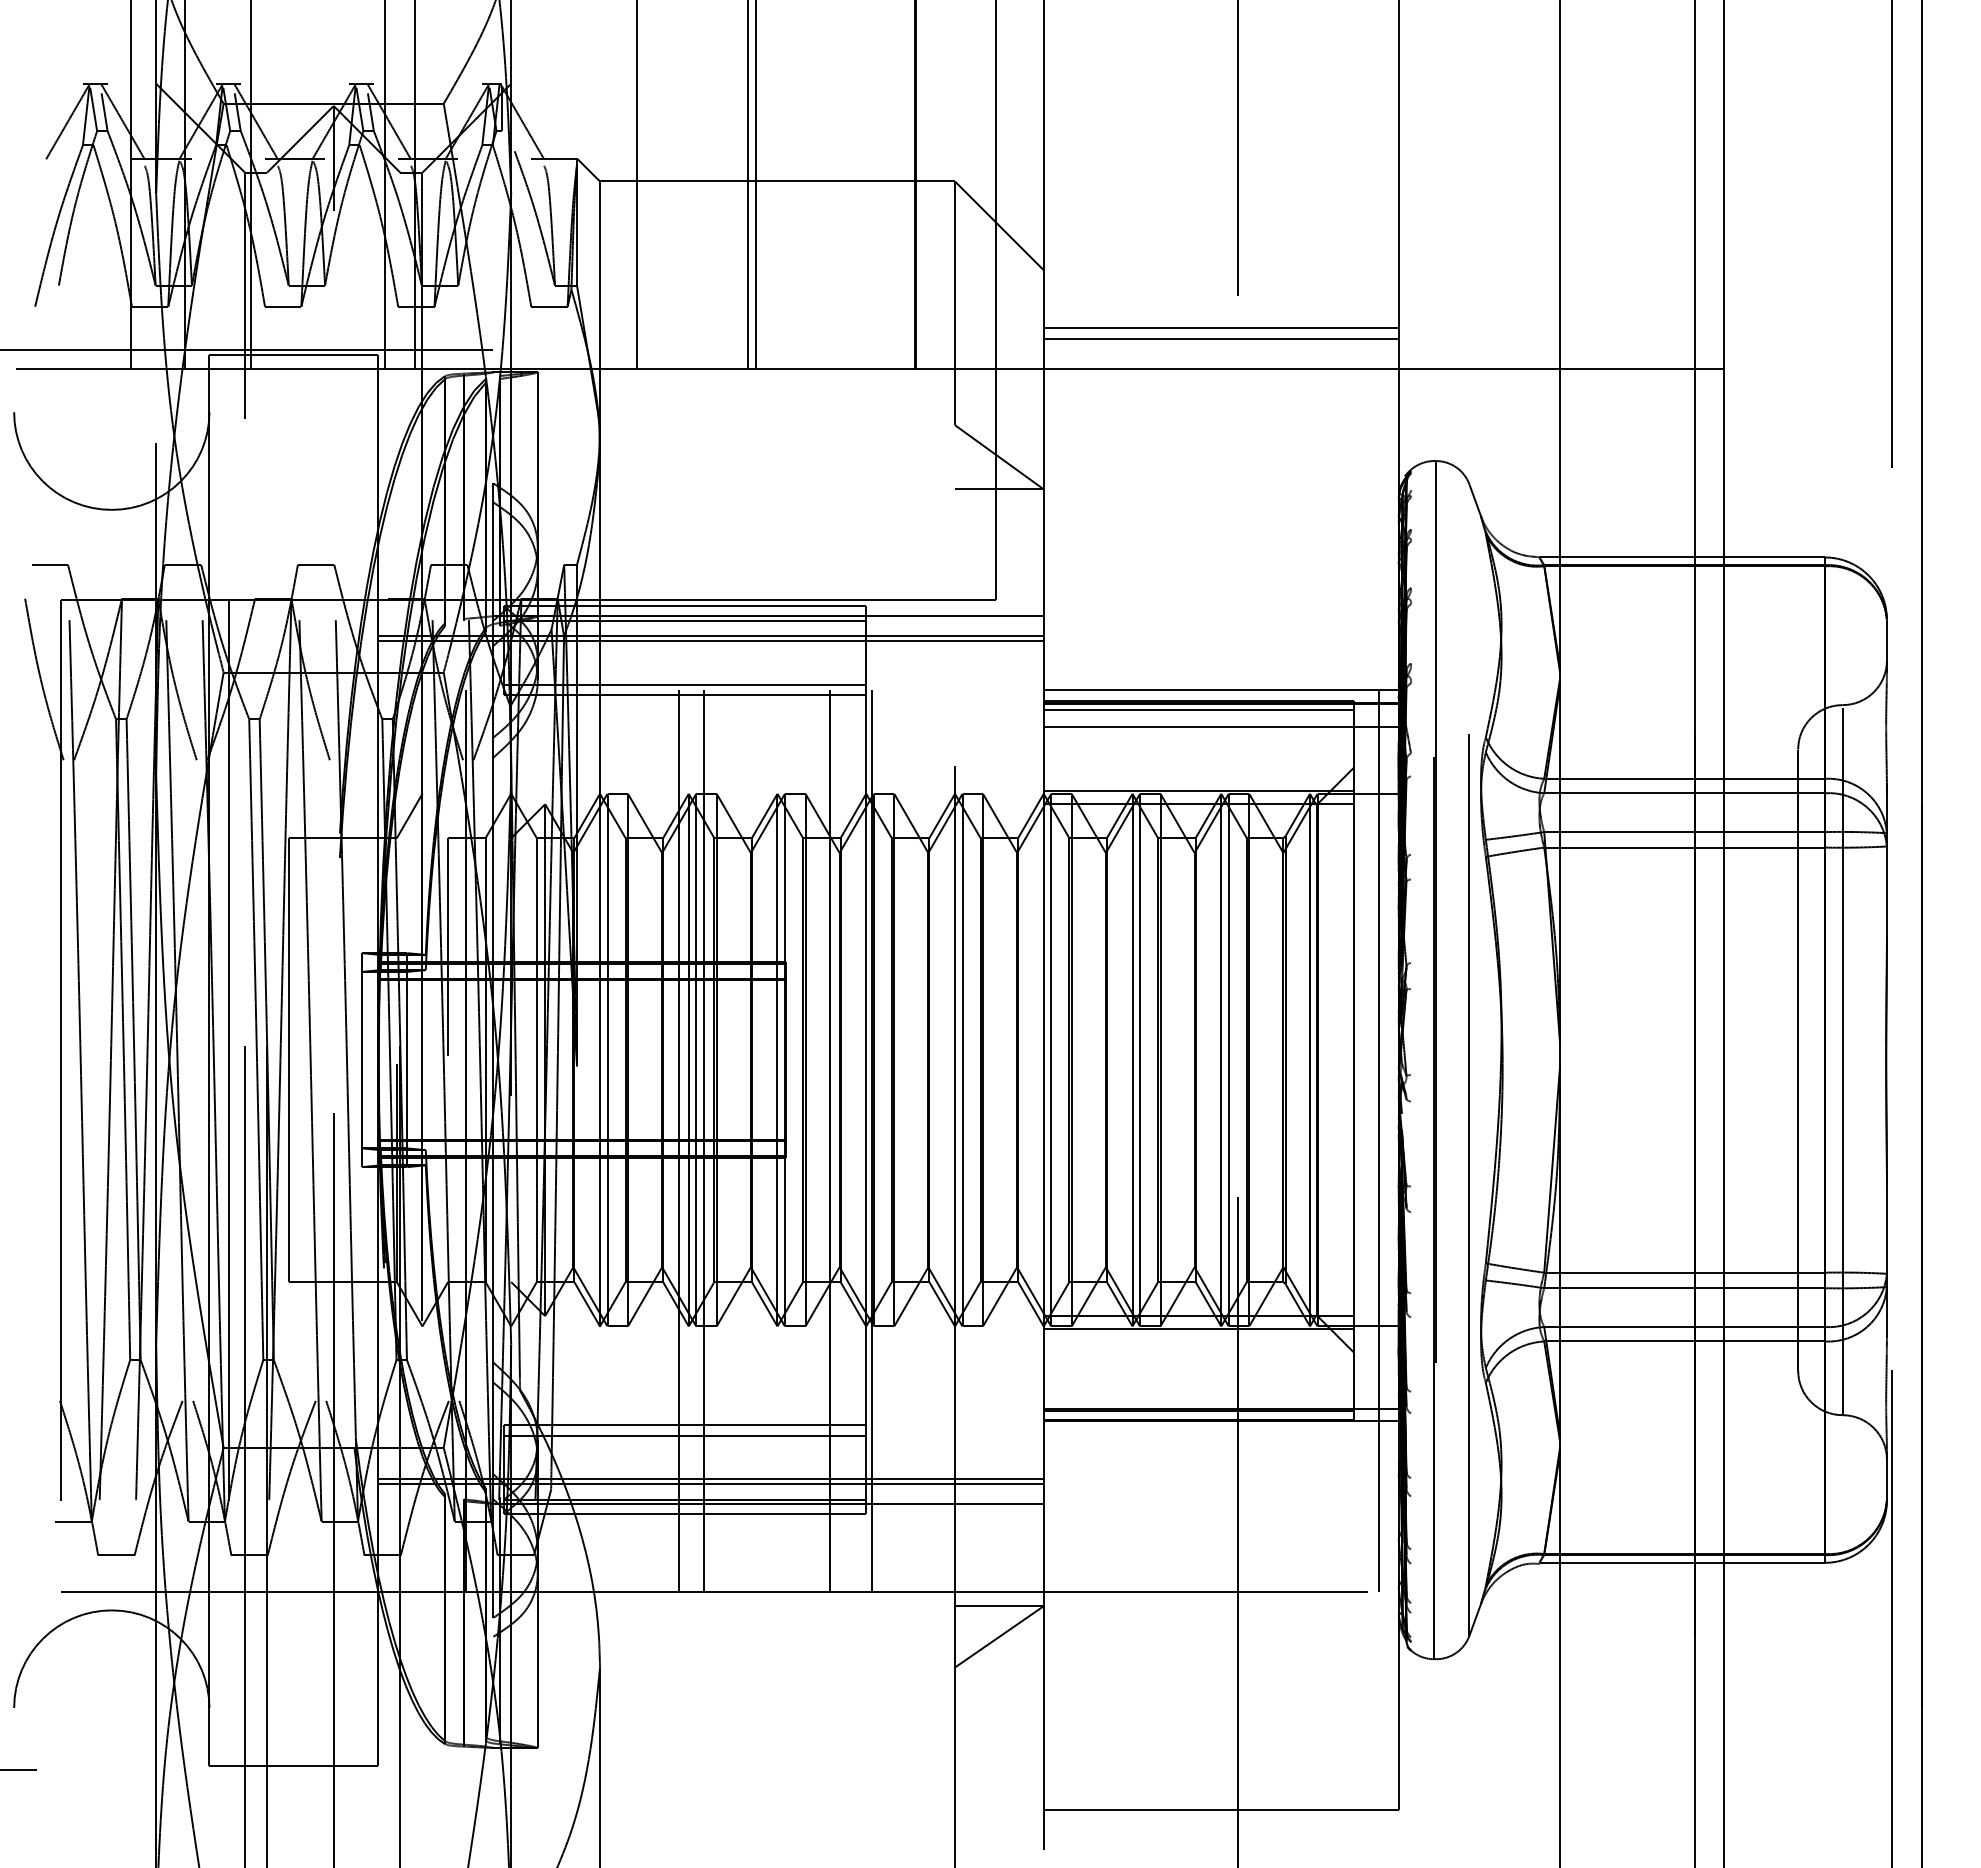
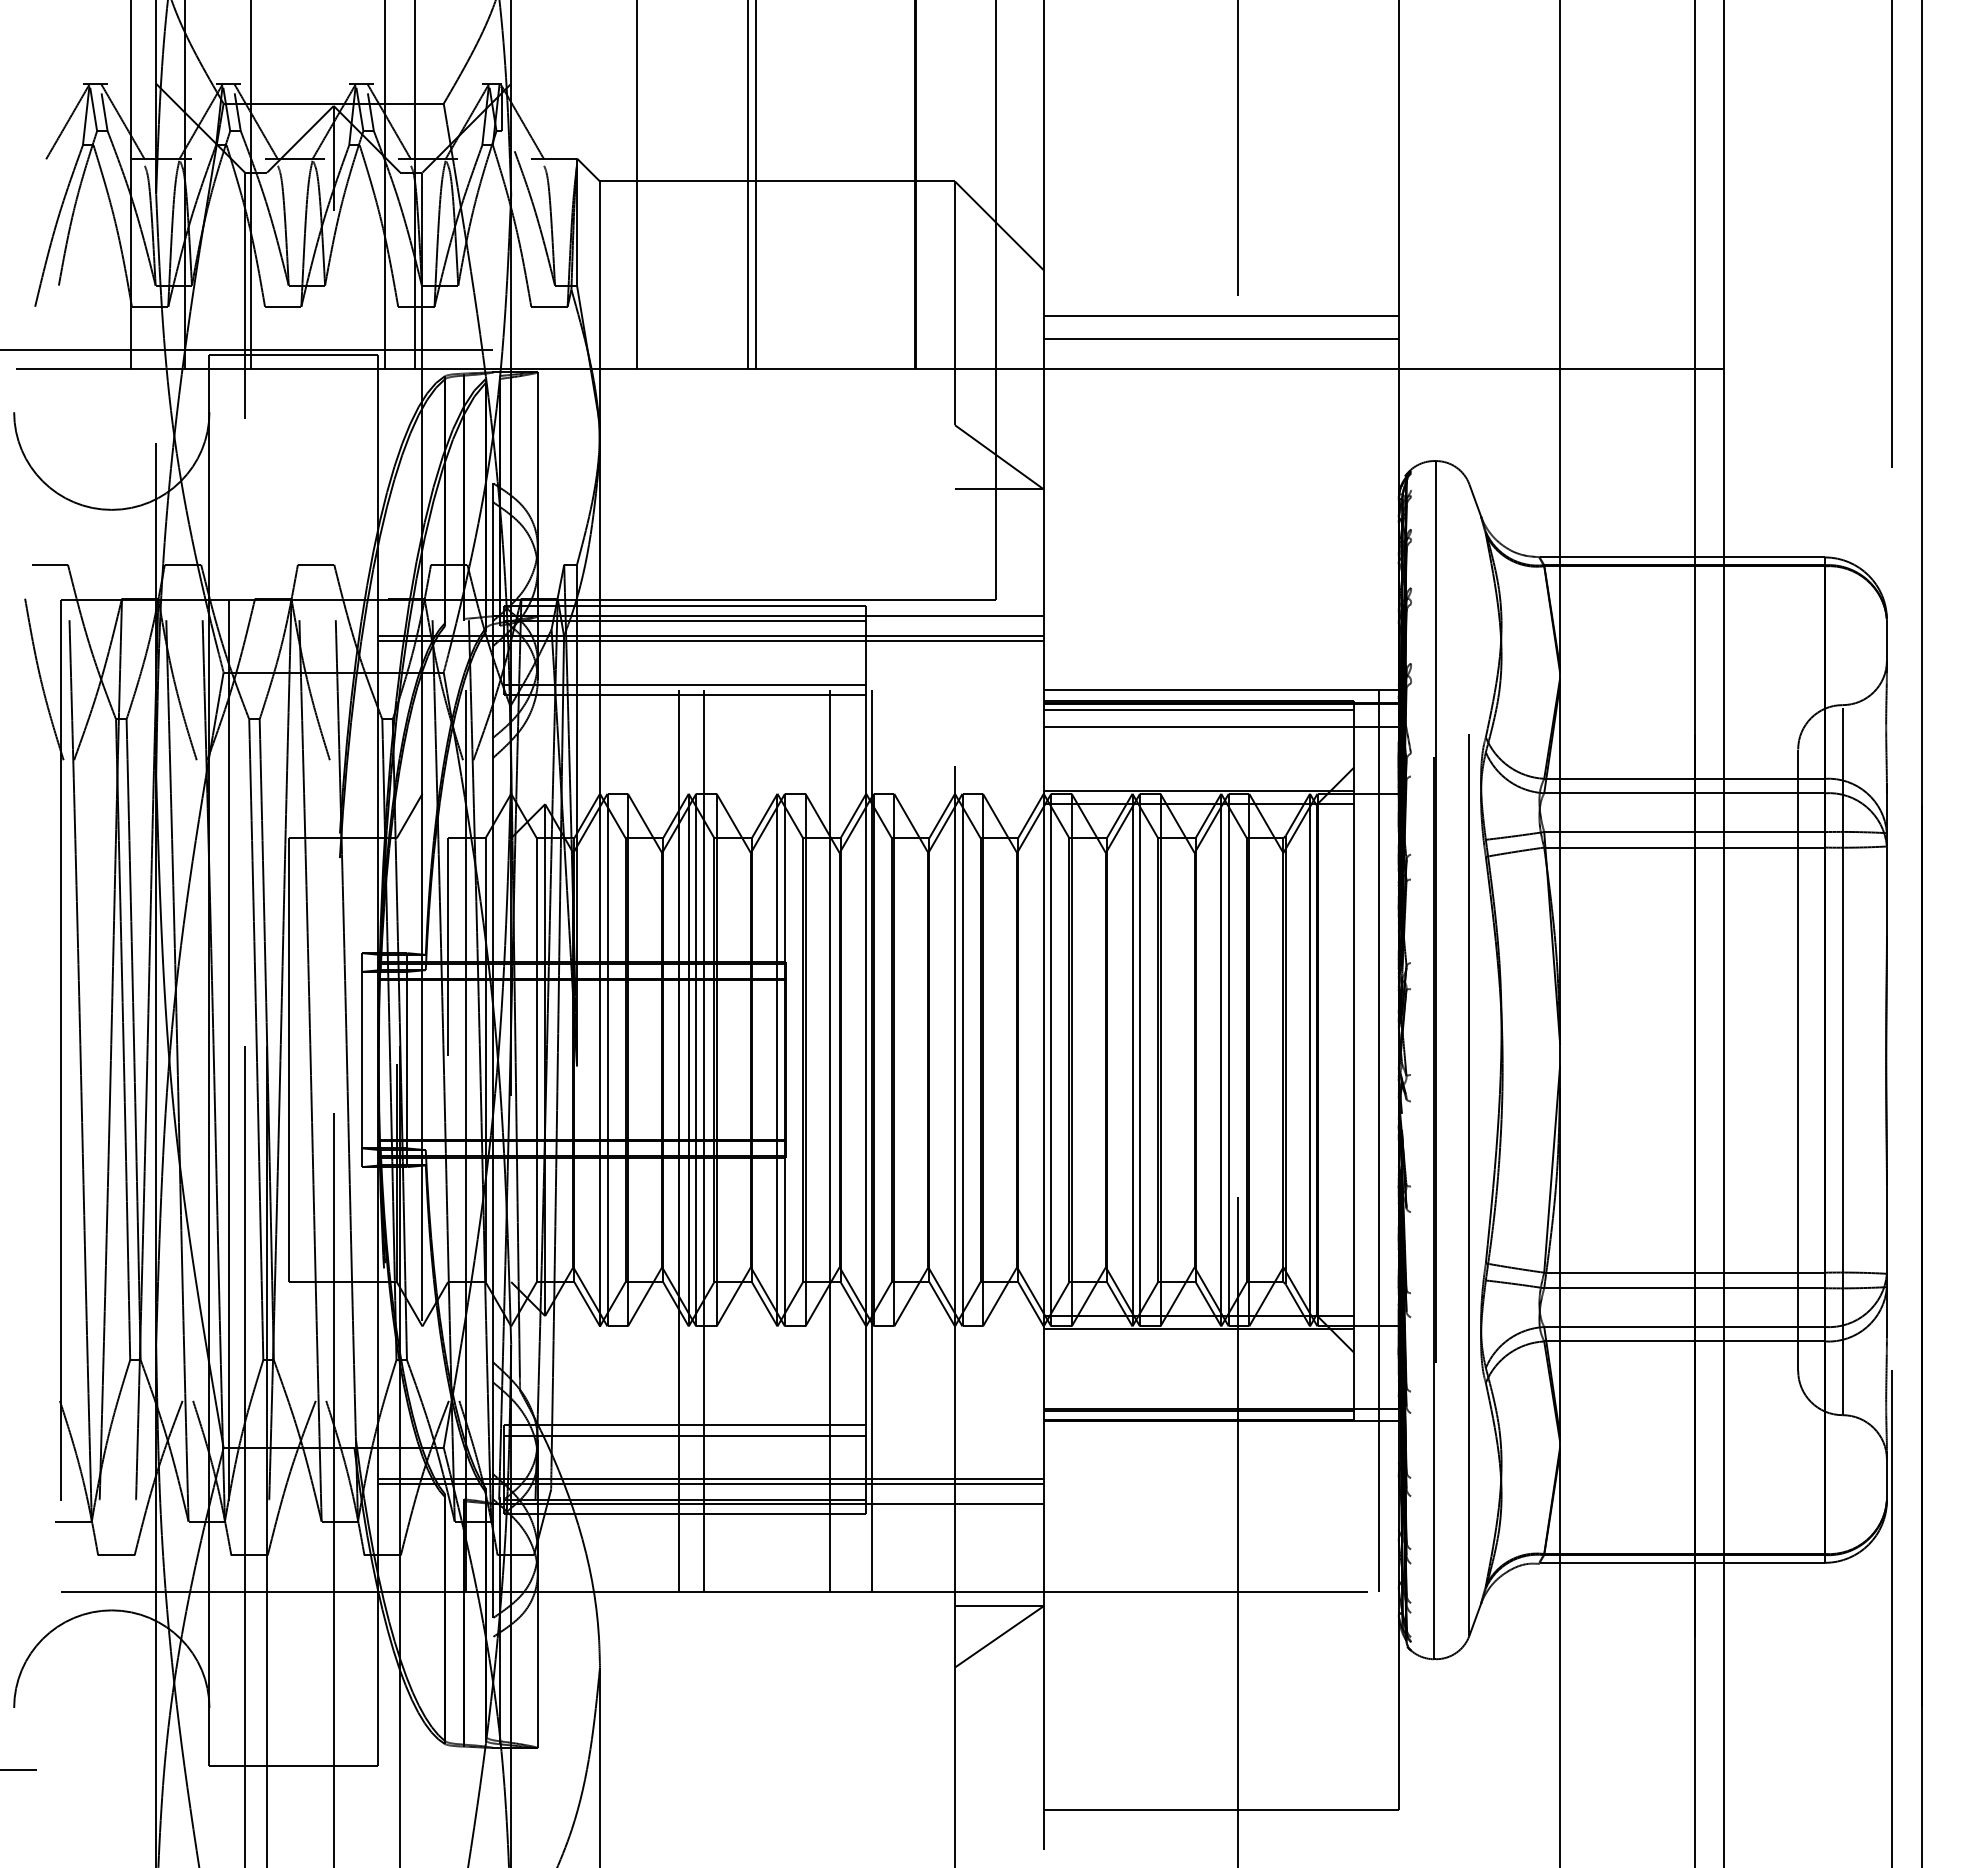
line position: (1220, 327) -> (1220, 315) (1220, 315)
